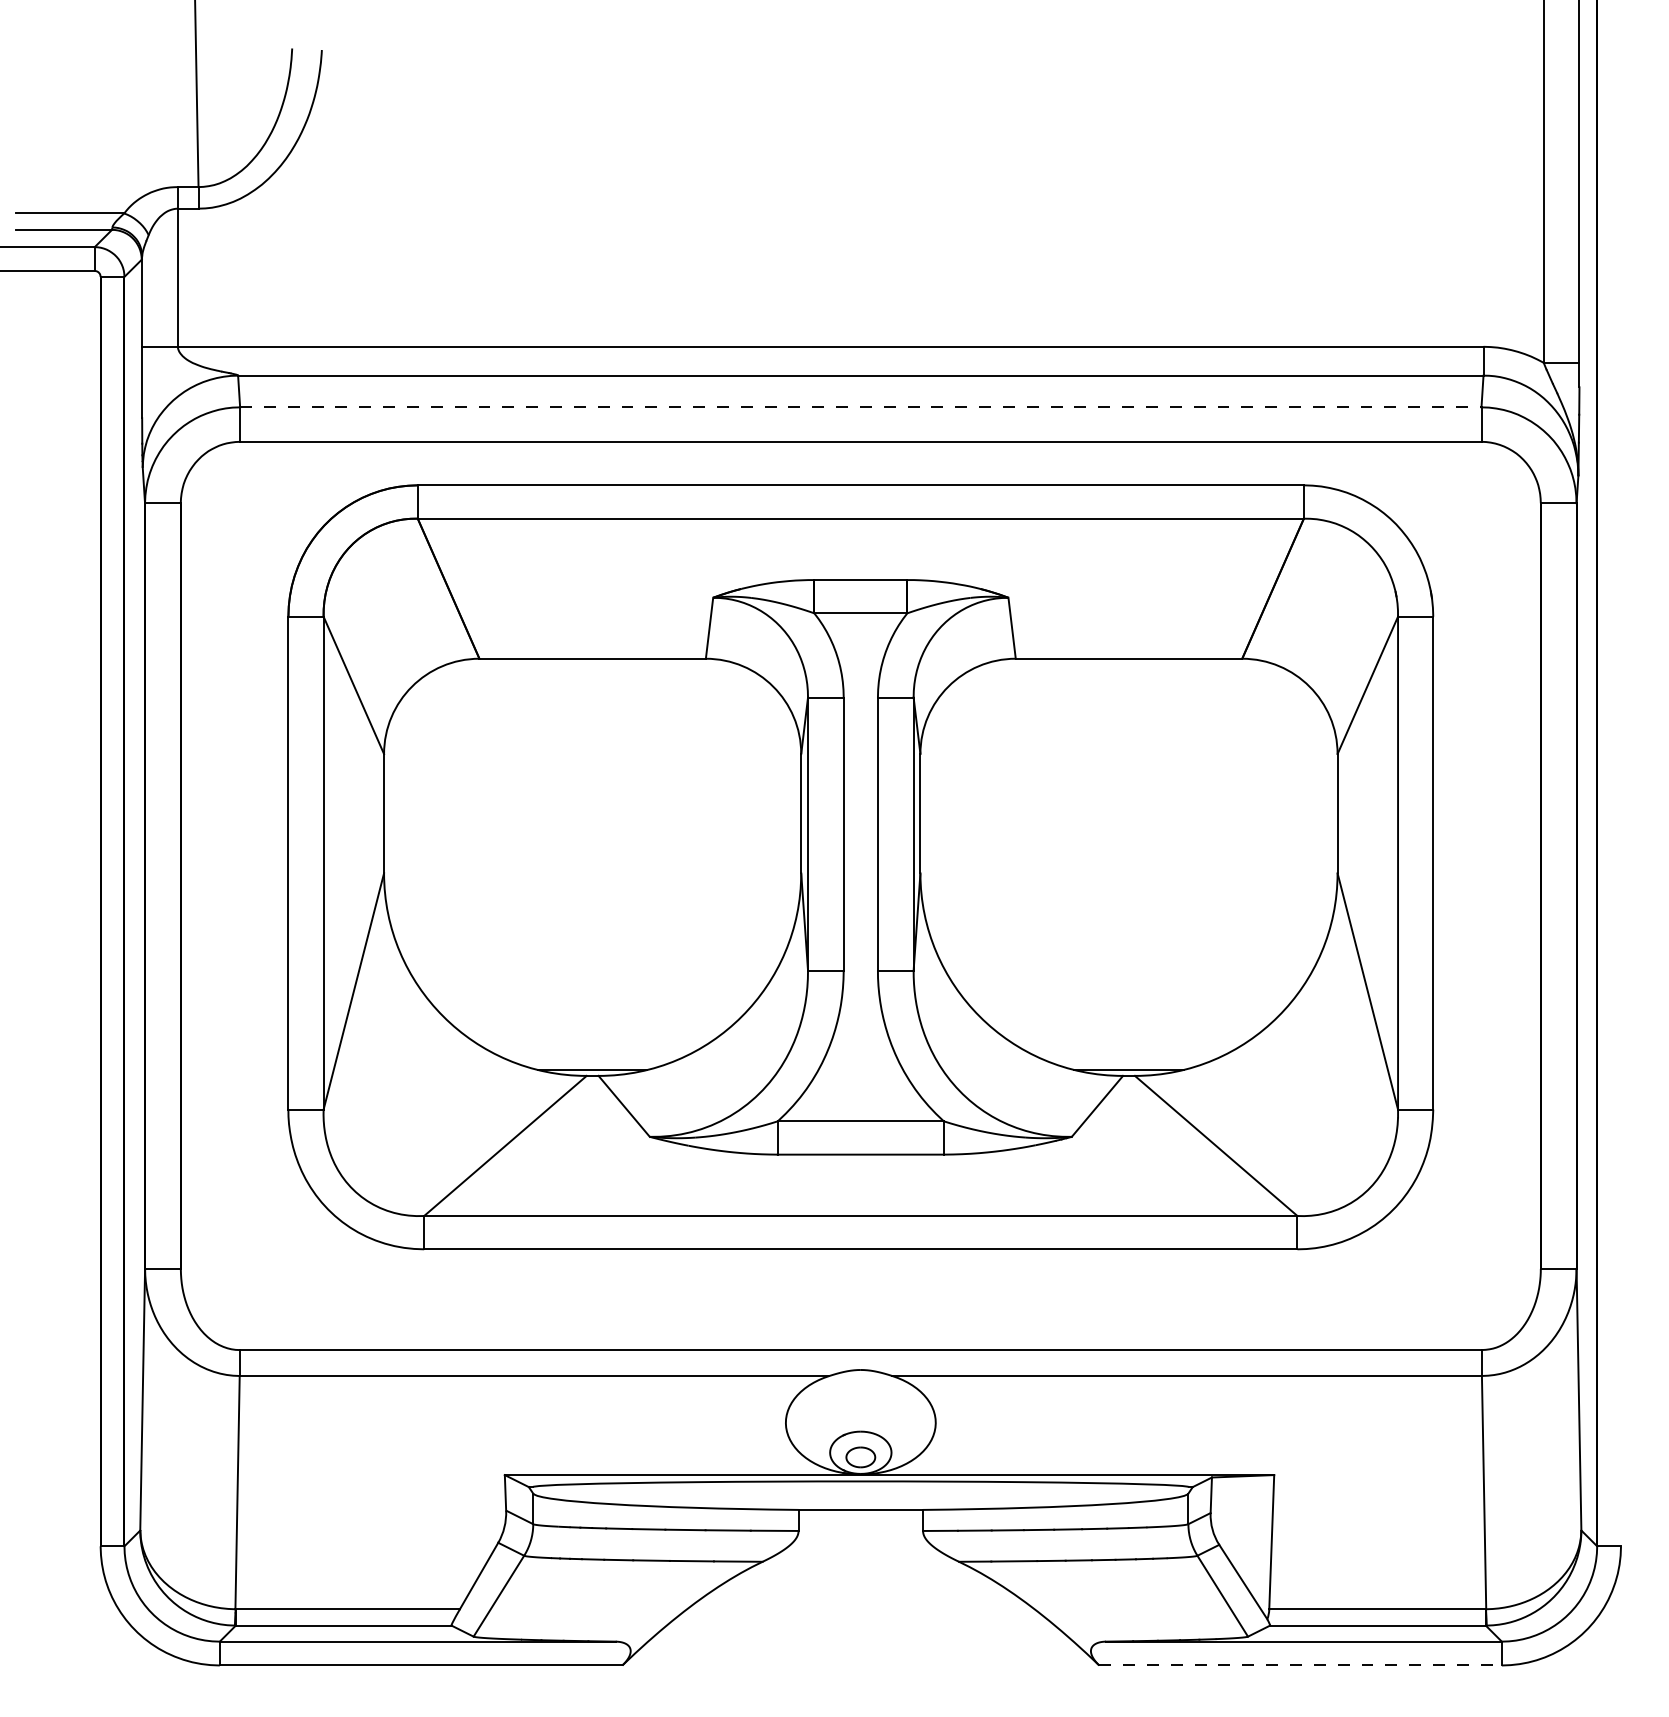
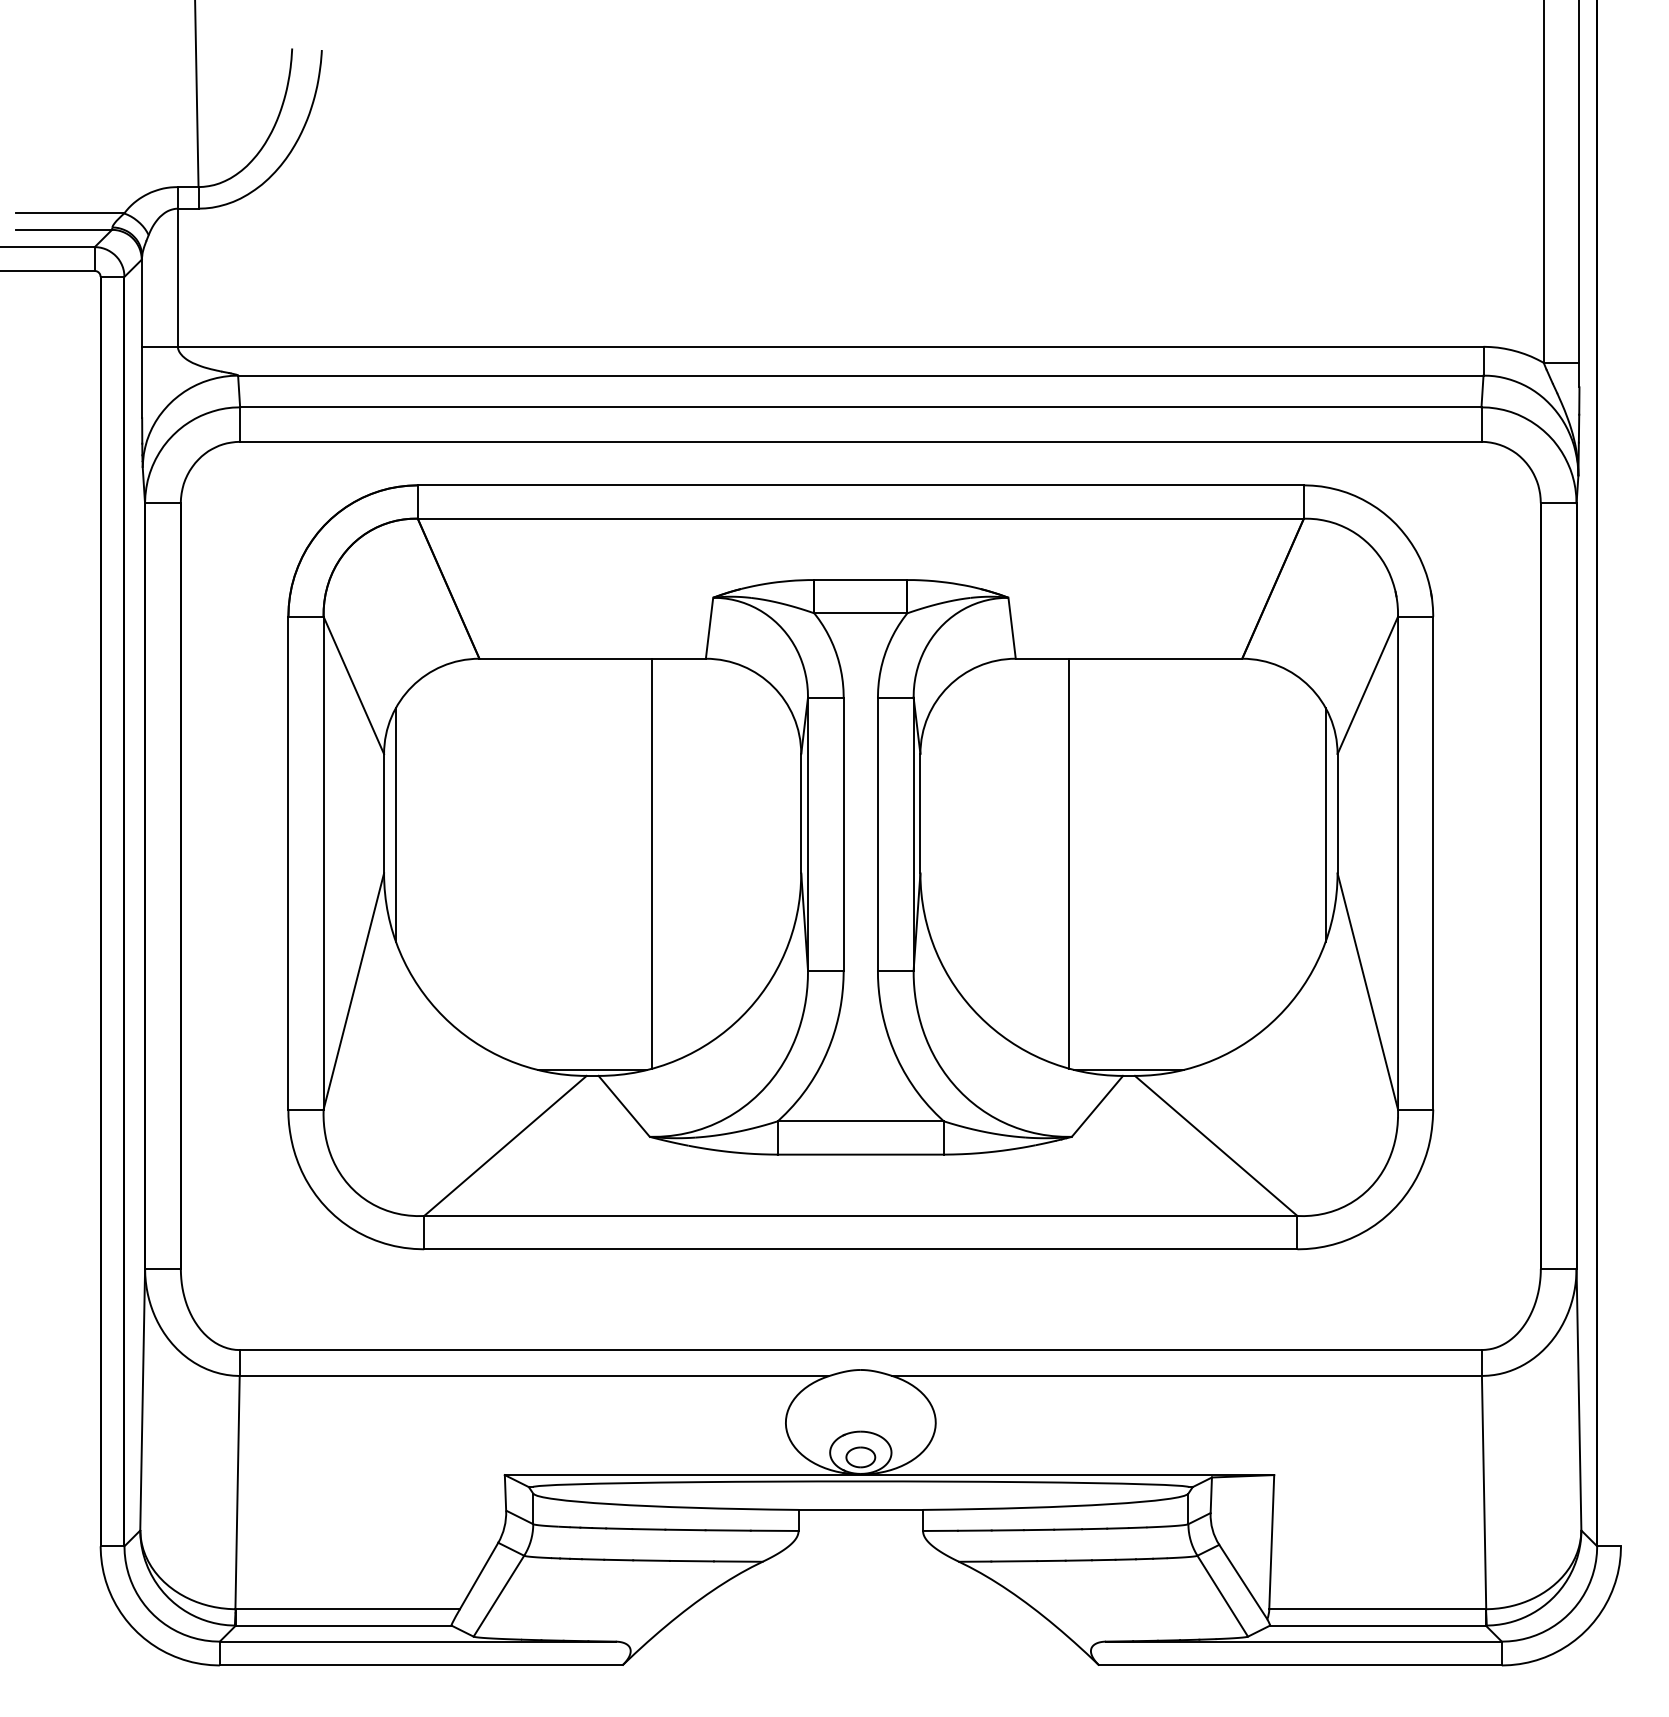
line: dashed -> solid (860, 407)
line: none -> present (395, 824)
line: none -> present (1325, 824)
line: none -> present (652, 863)
line: none -> present (1069, 863)
line: dashed -> solid (1301, 1665)
